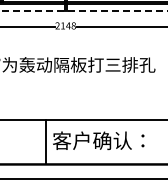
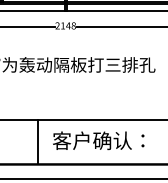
line: dashed -> solid (83, 11)
line position: (46, 142) -> (38, 142) (38, 142)
